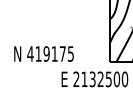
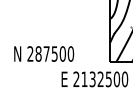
text: 419175 -> 287500 (50, 53)
